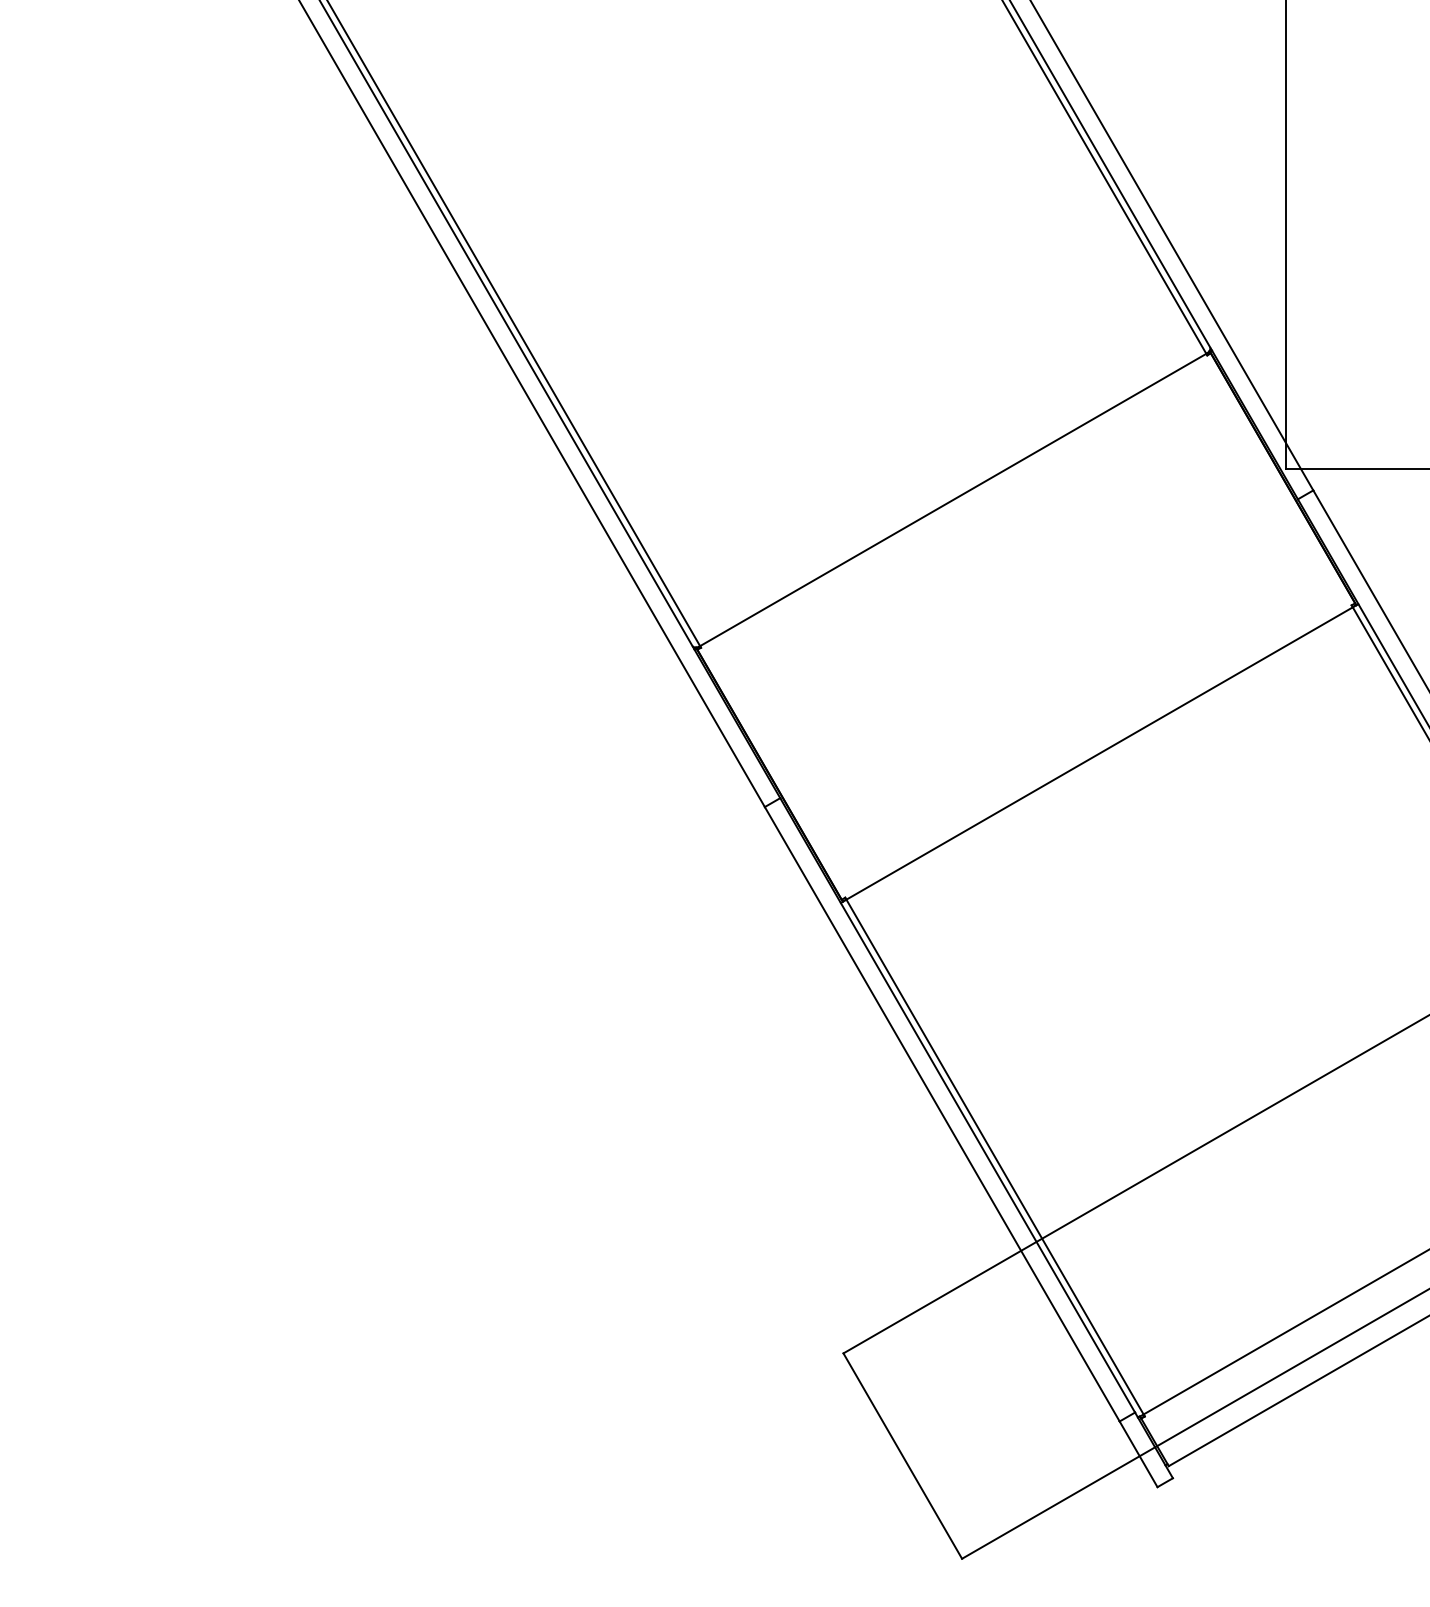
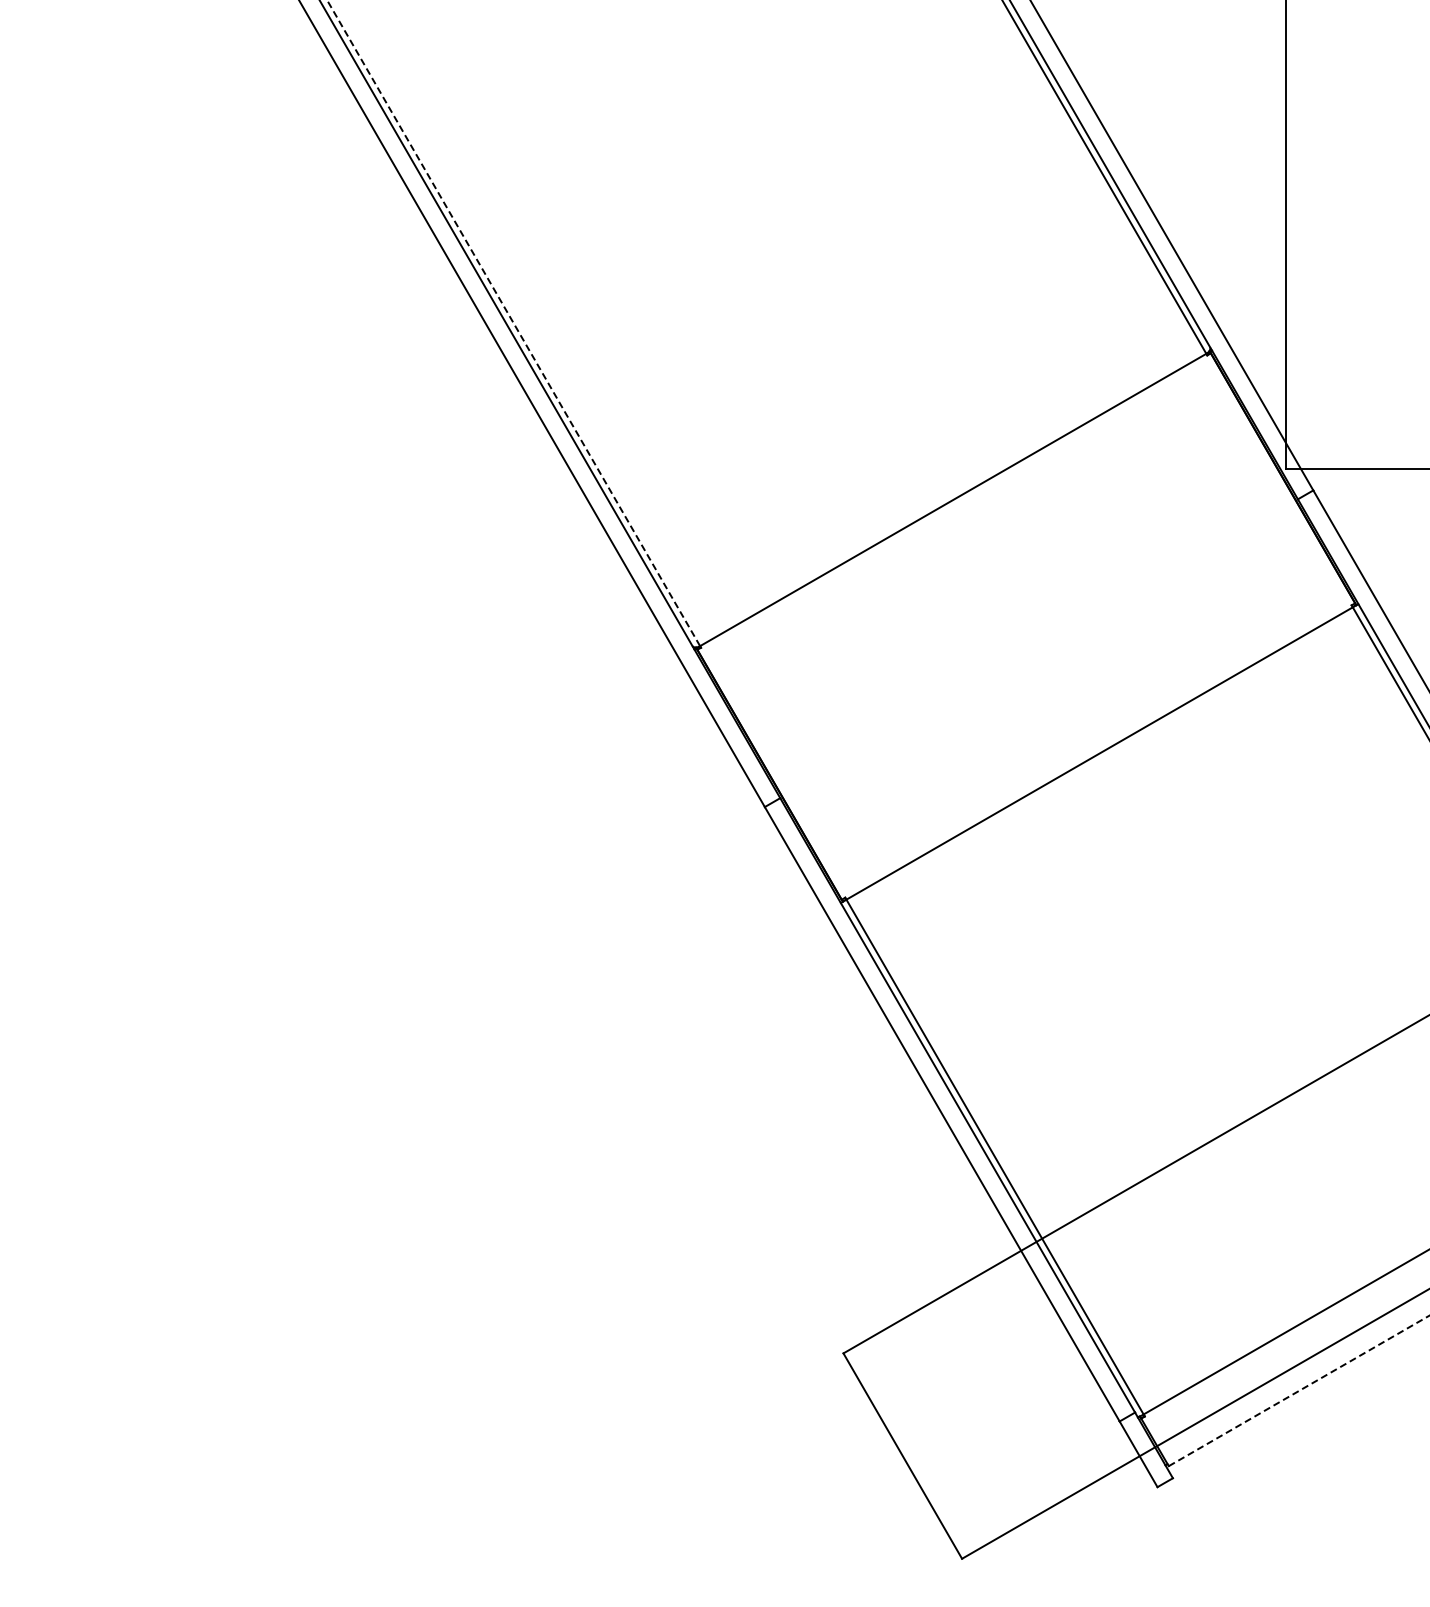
line: solid -> dashed (513, 323)
line: solid -> dashed (1299, 1390)
